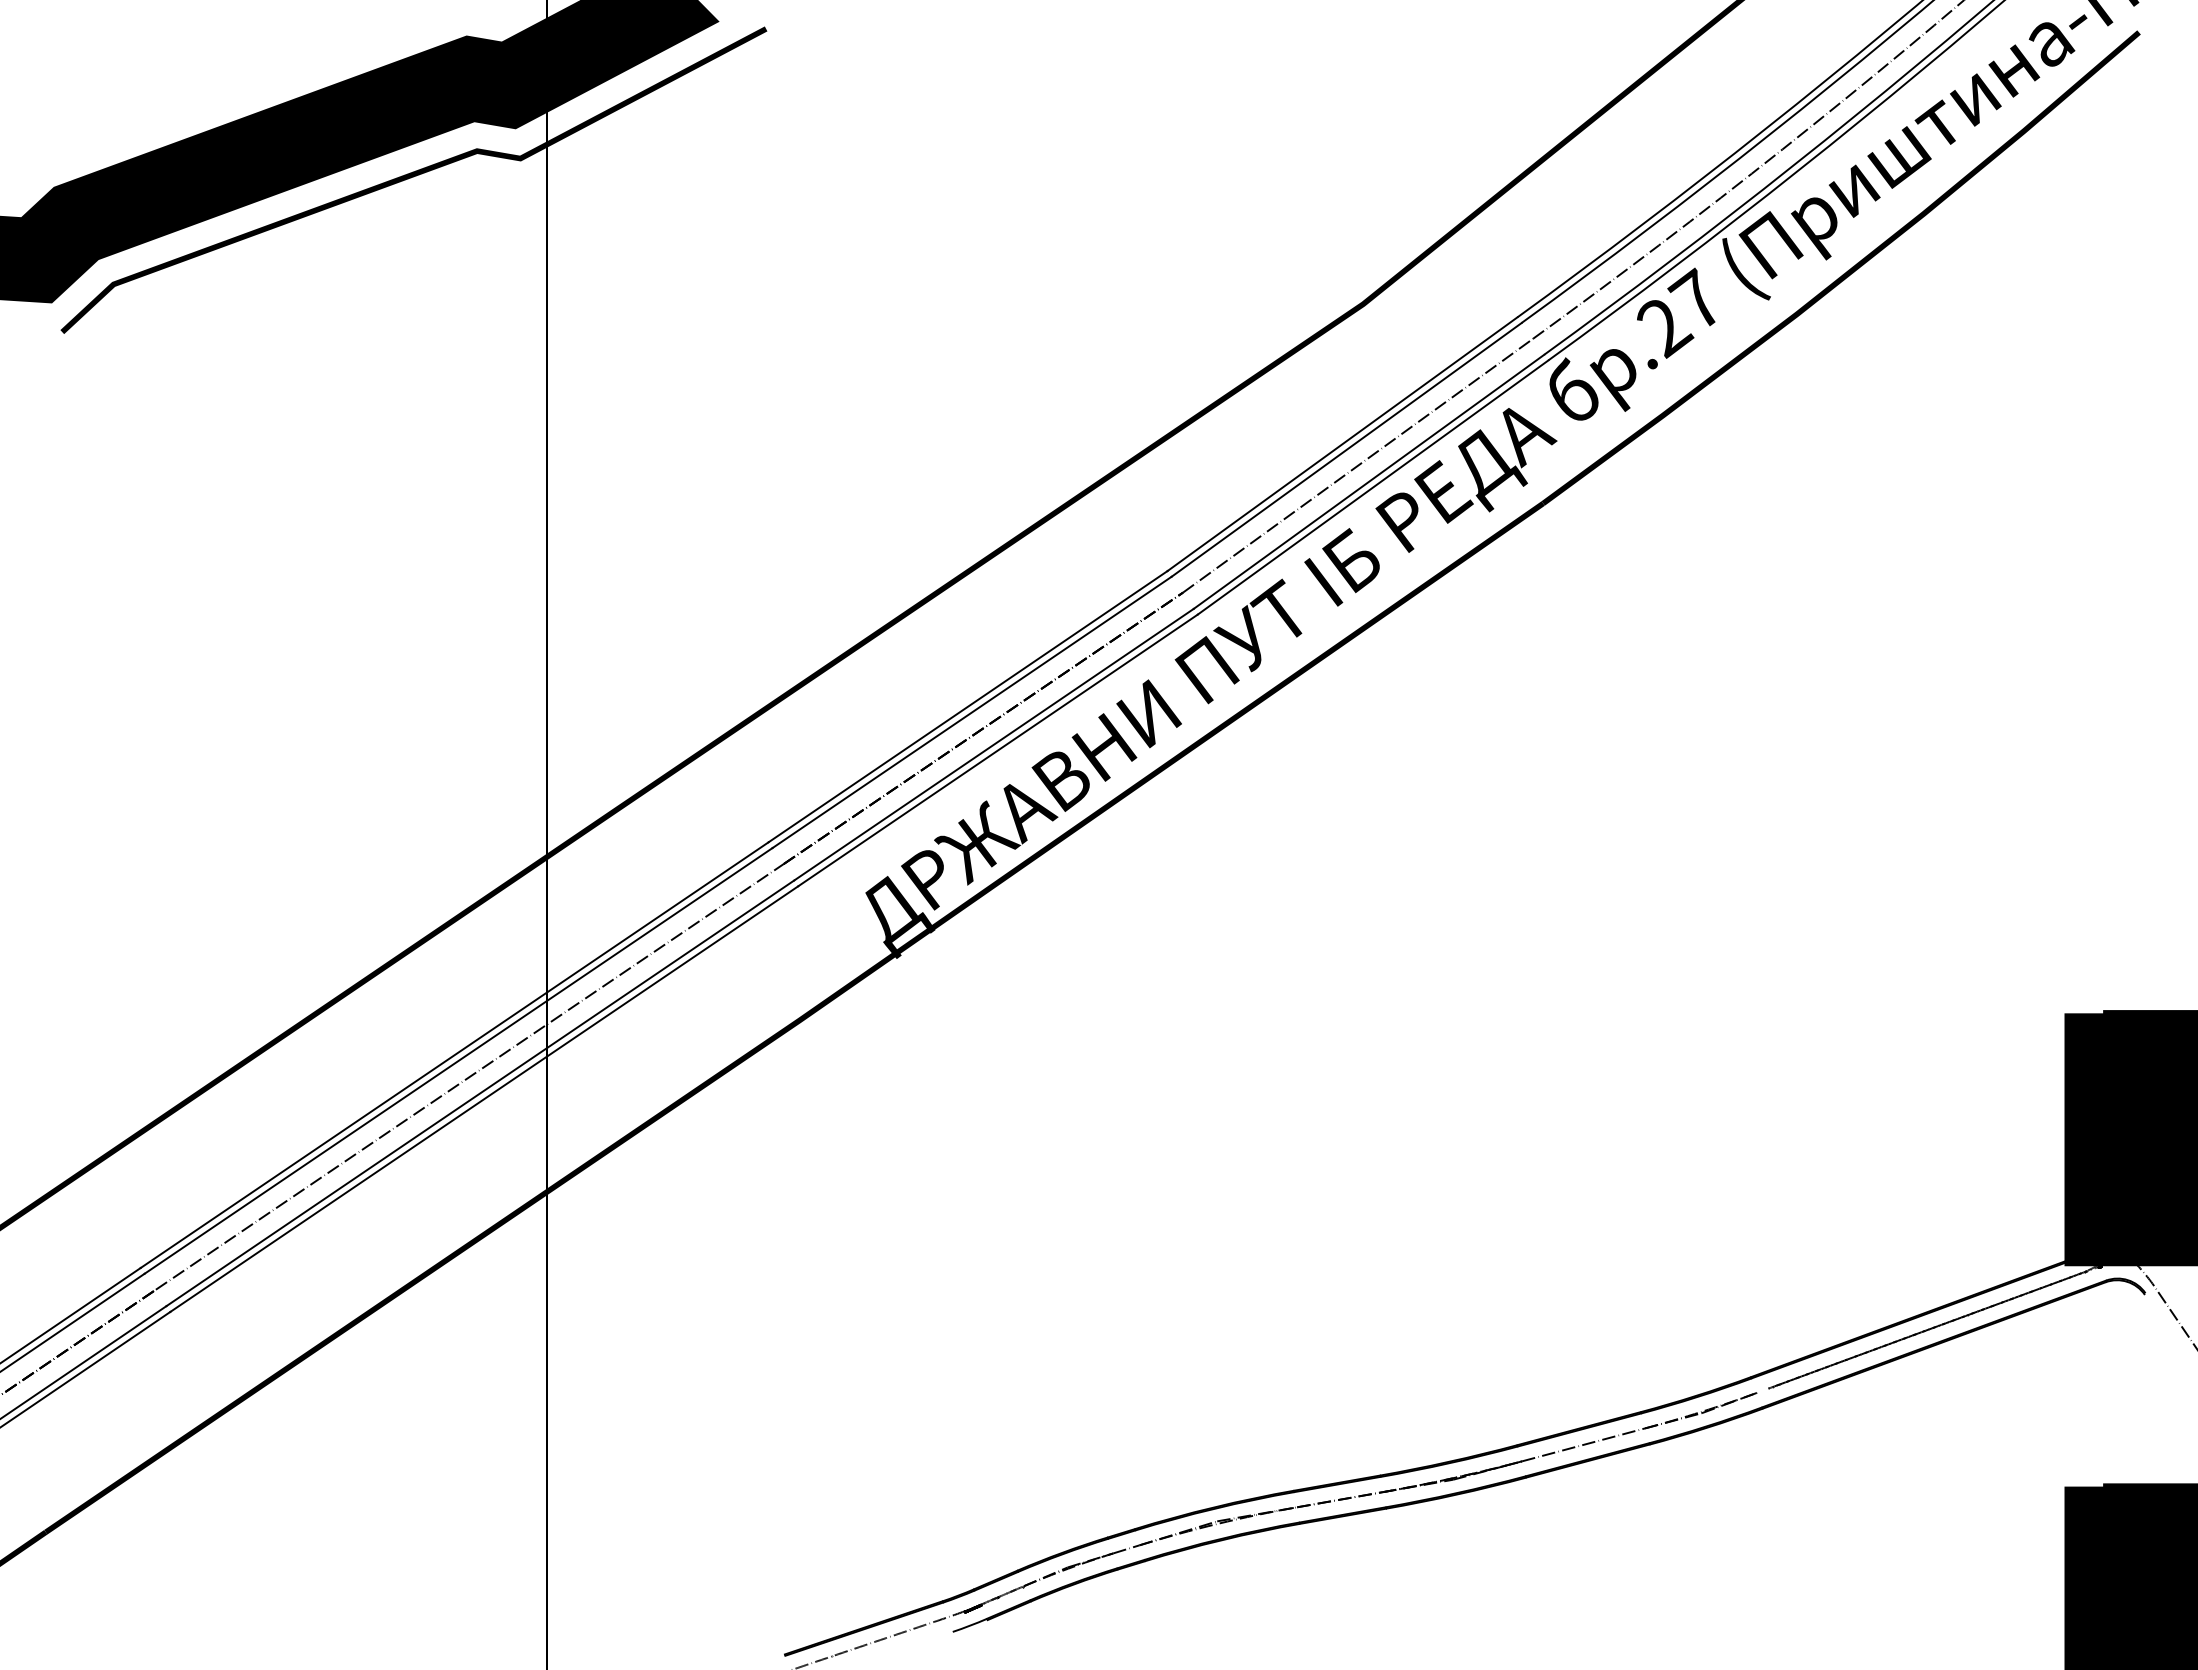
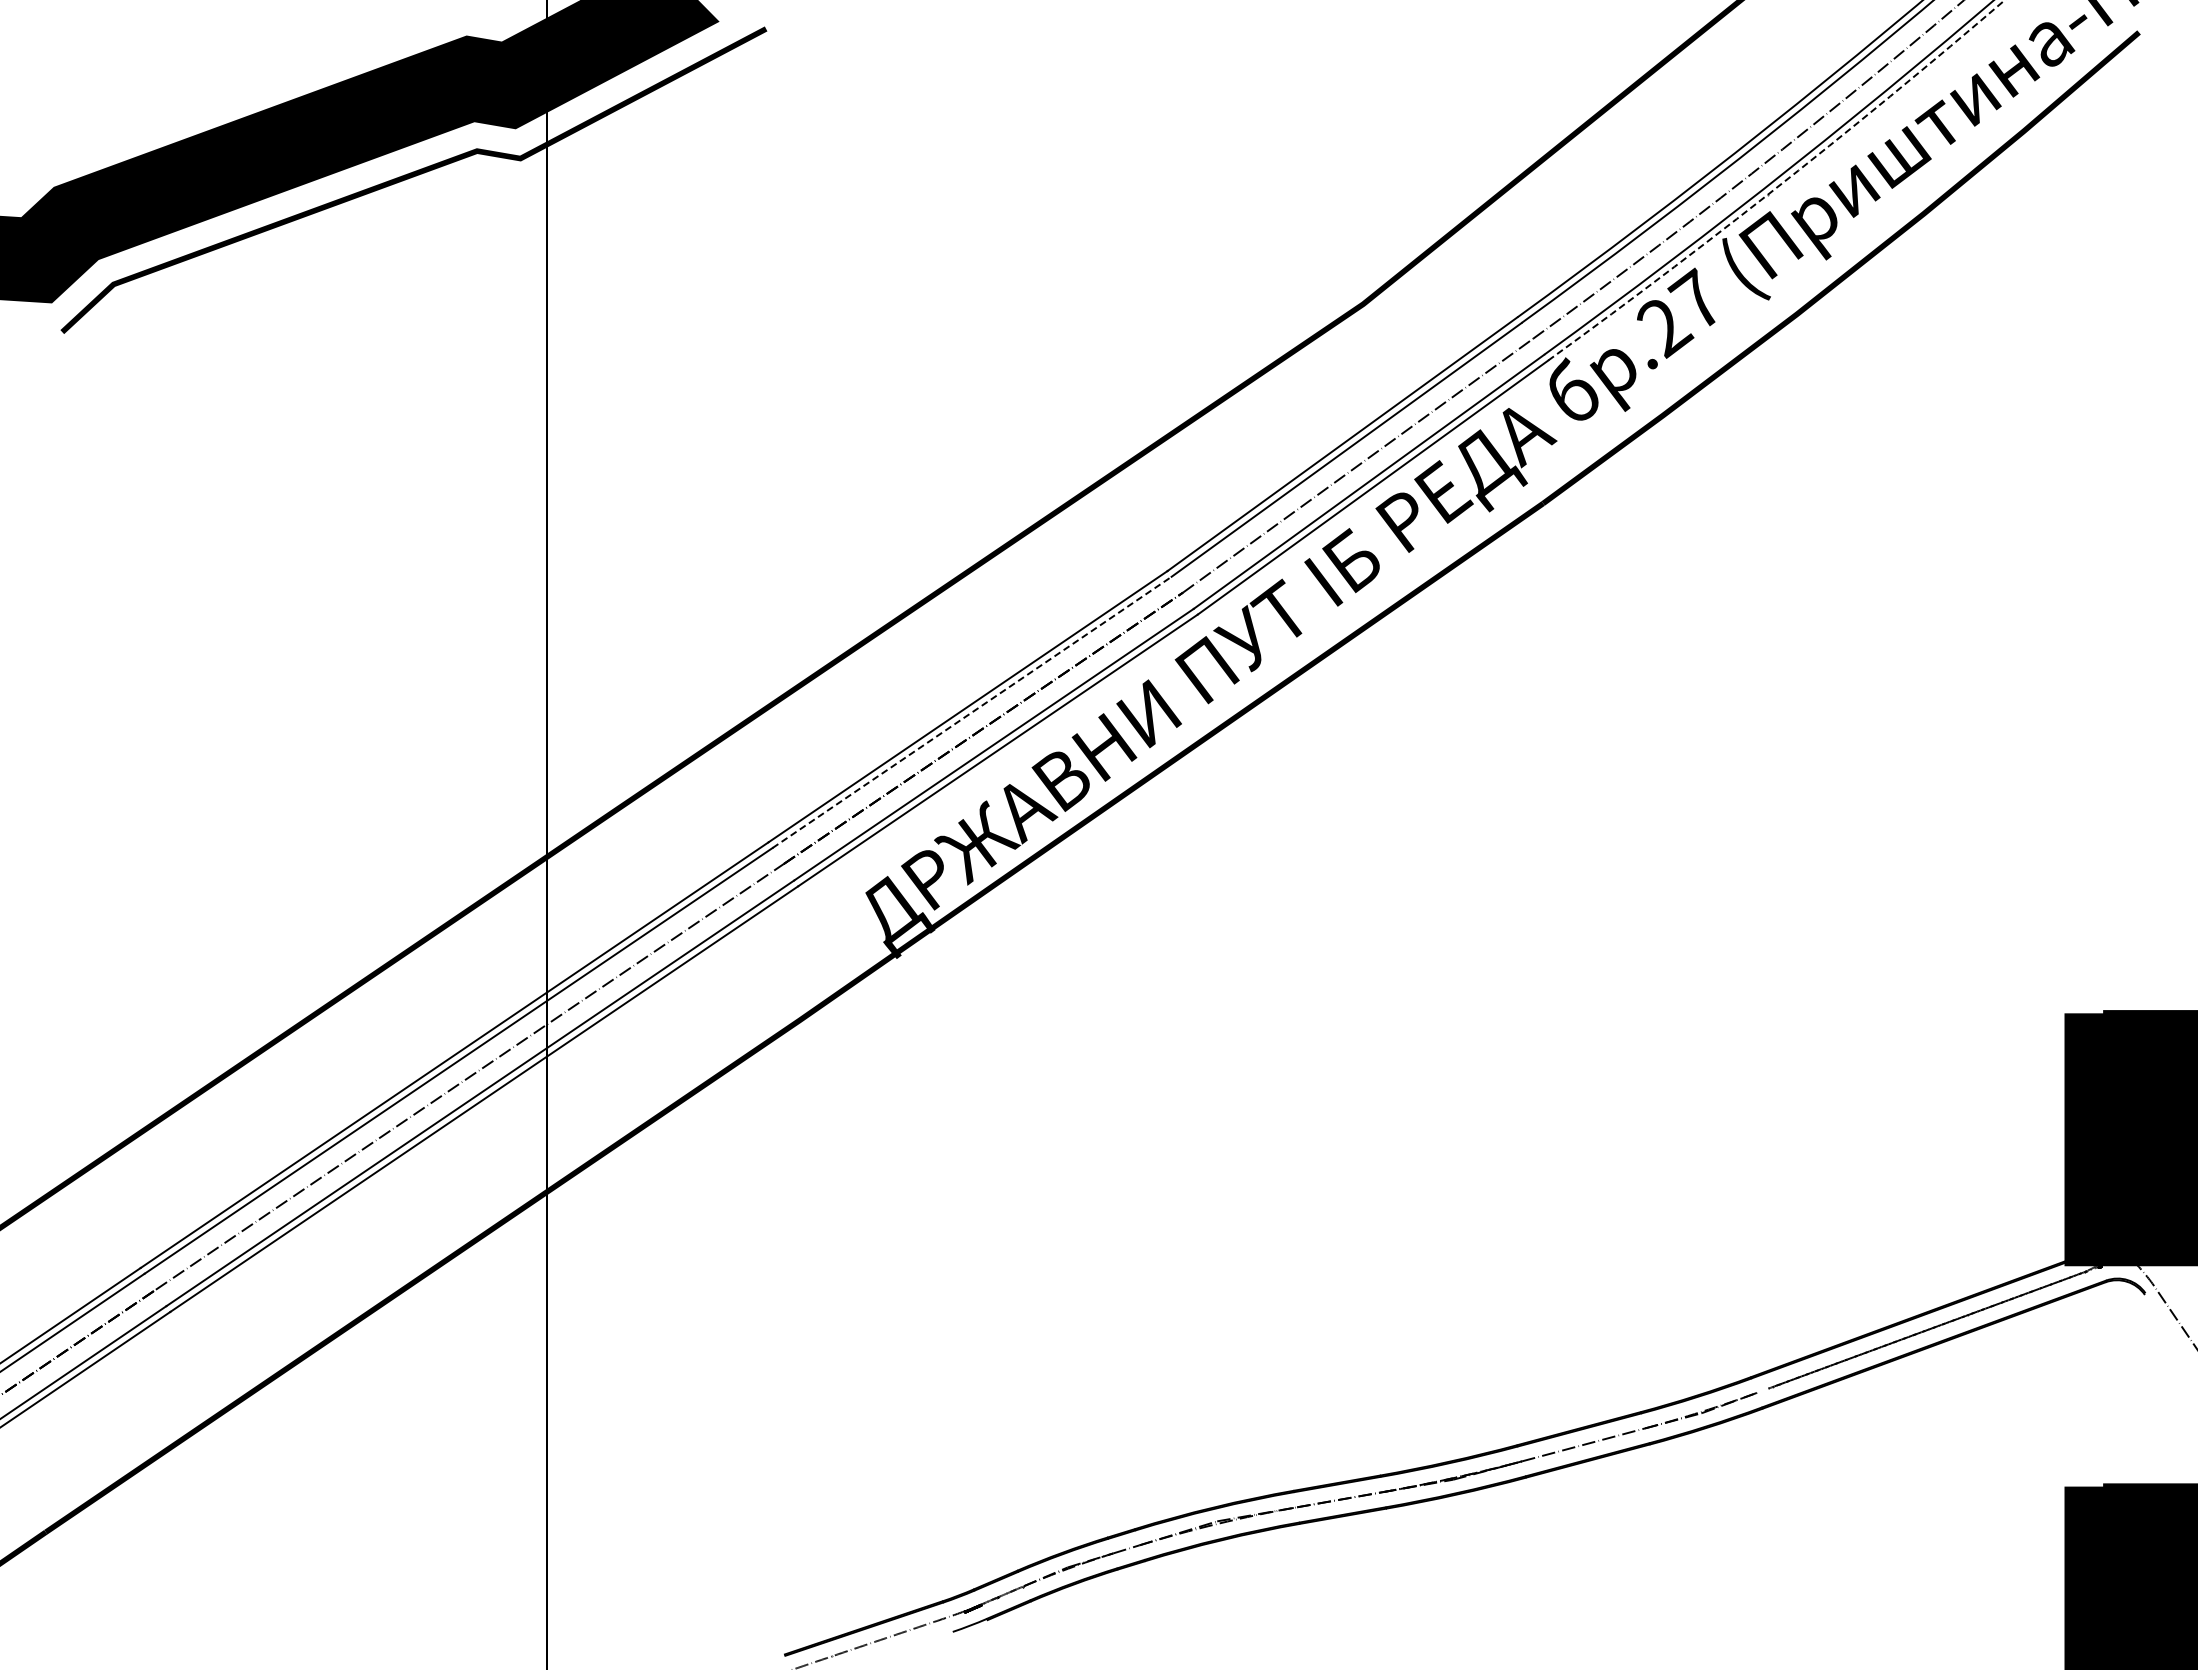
arc: solid -> dashed (1780, 184)
line: solid -> dashed (972, 712)
